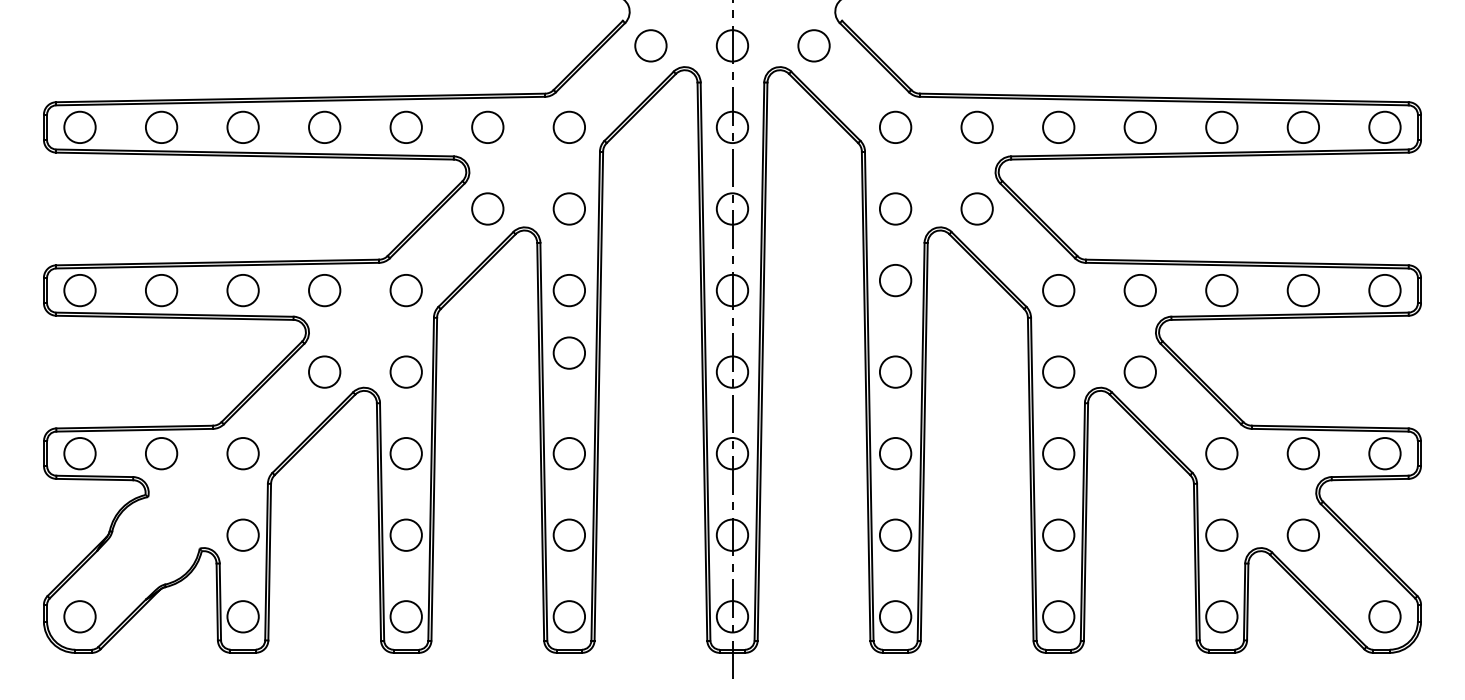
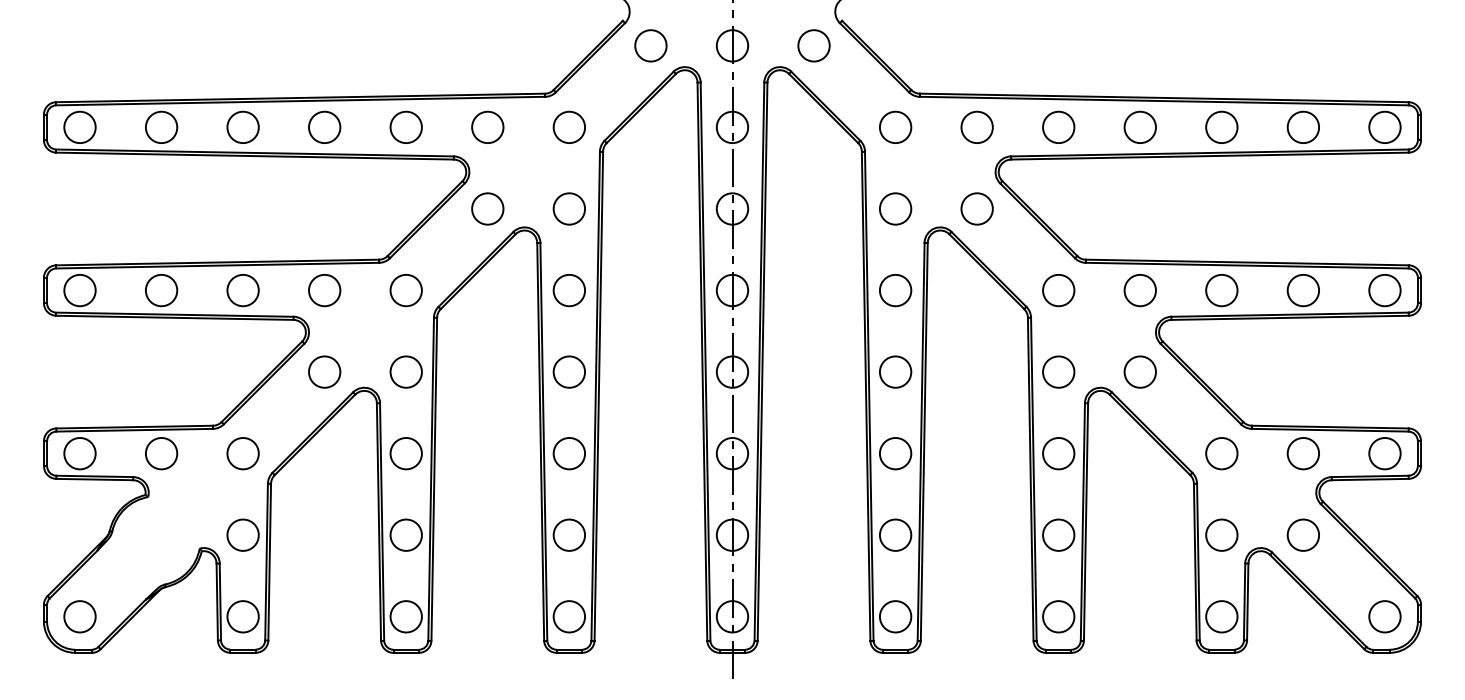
circle position: (895, 280) -> (895, 290) (895, 290)
circle position: (568, 352) -> (568, 371) (568, 371)
